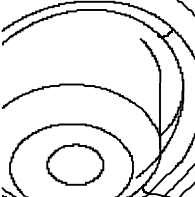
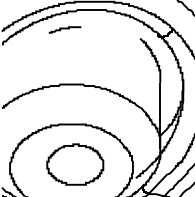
curve: none -> present (64, 29)
